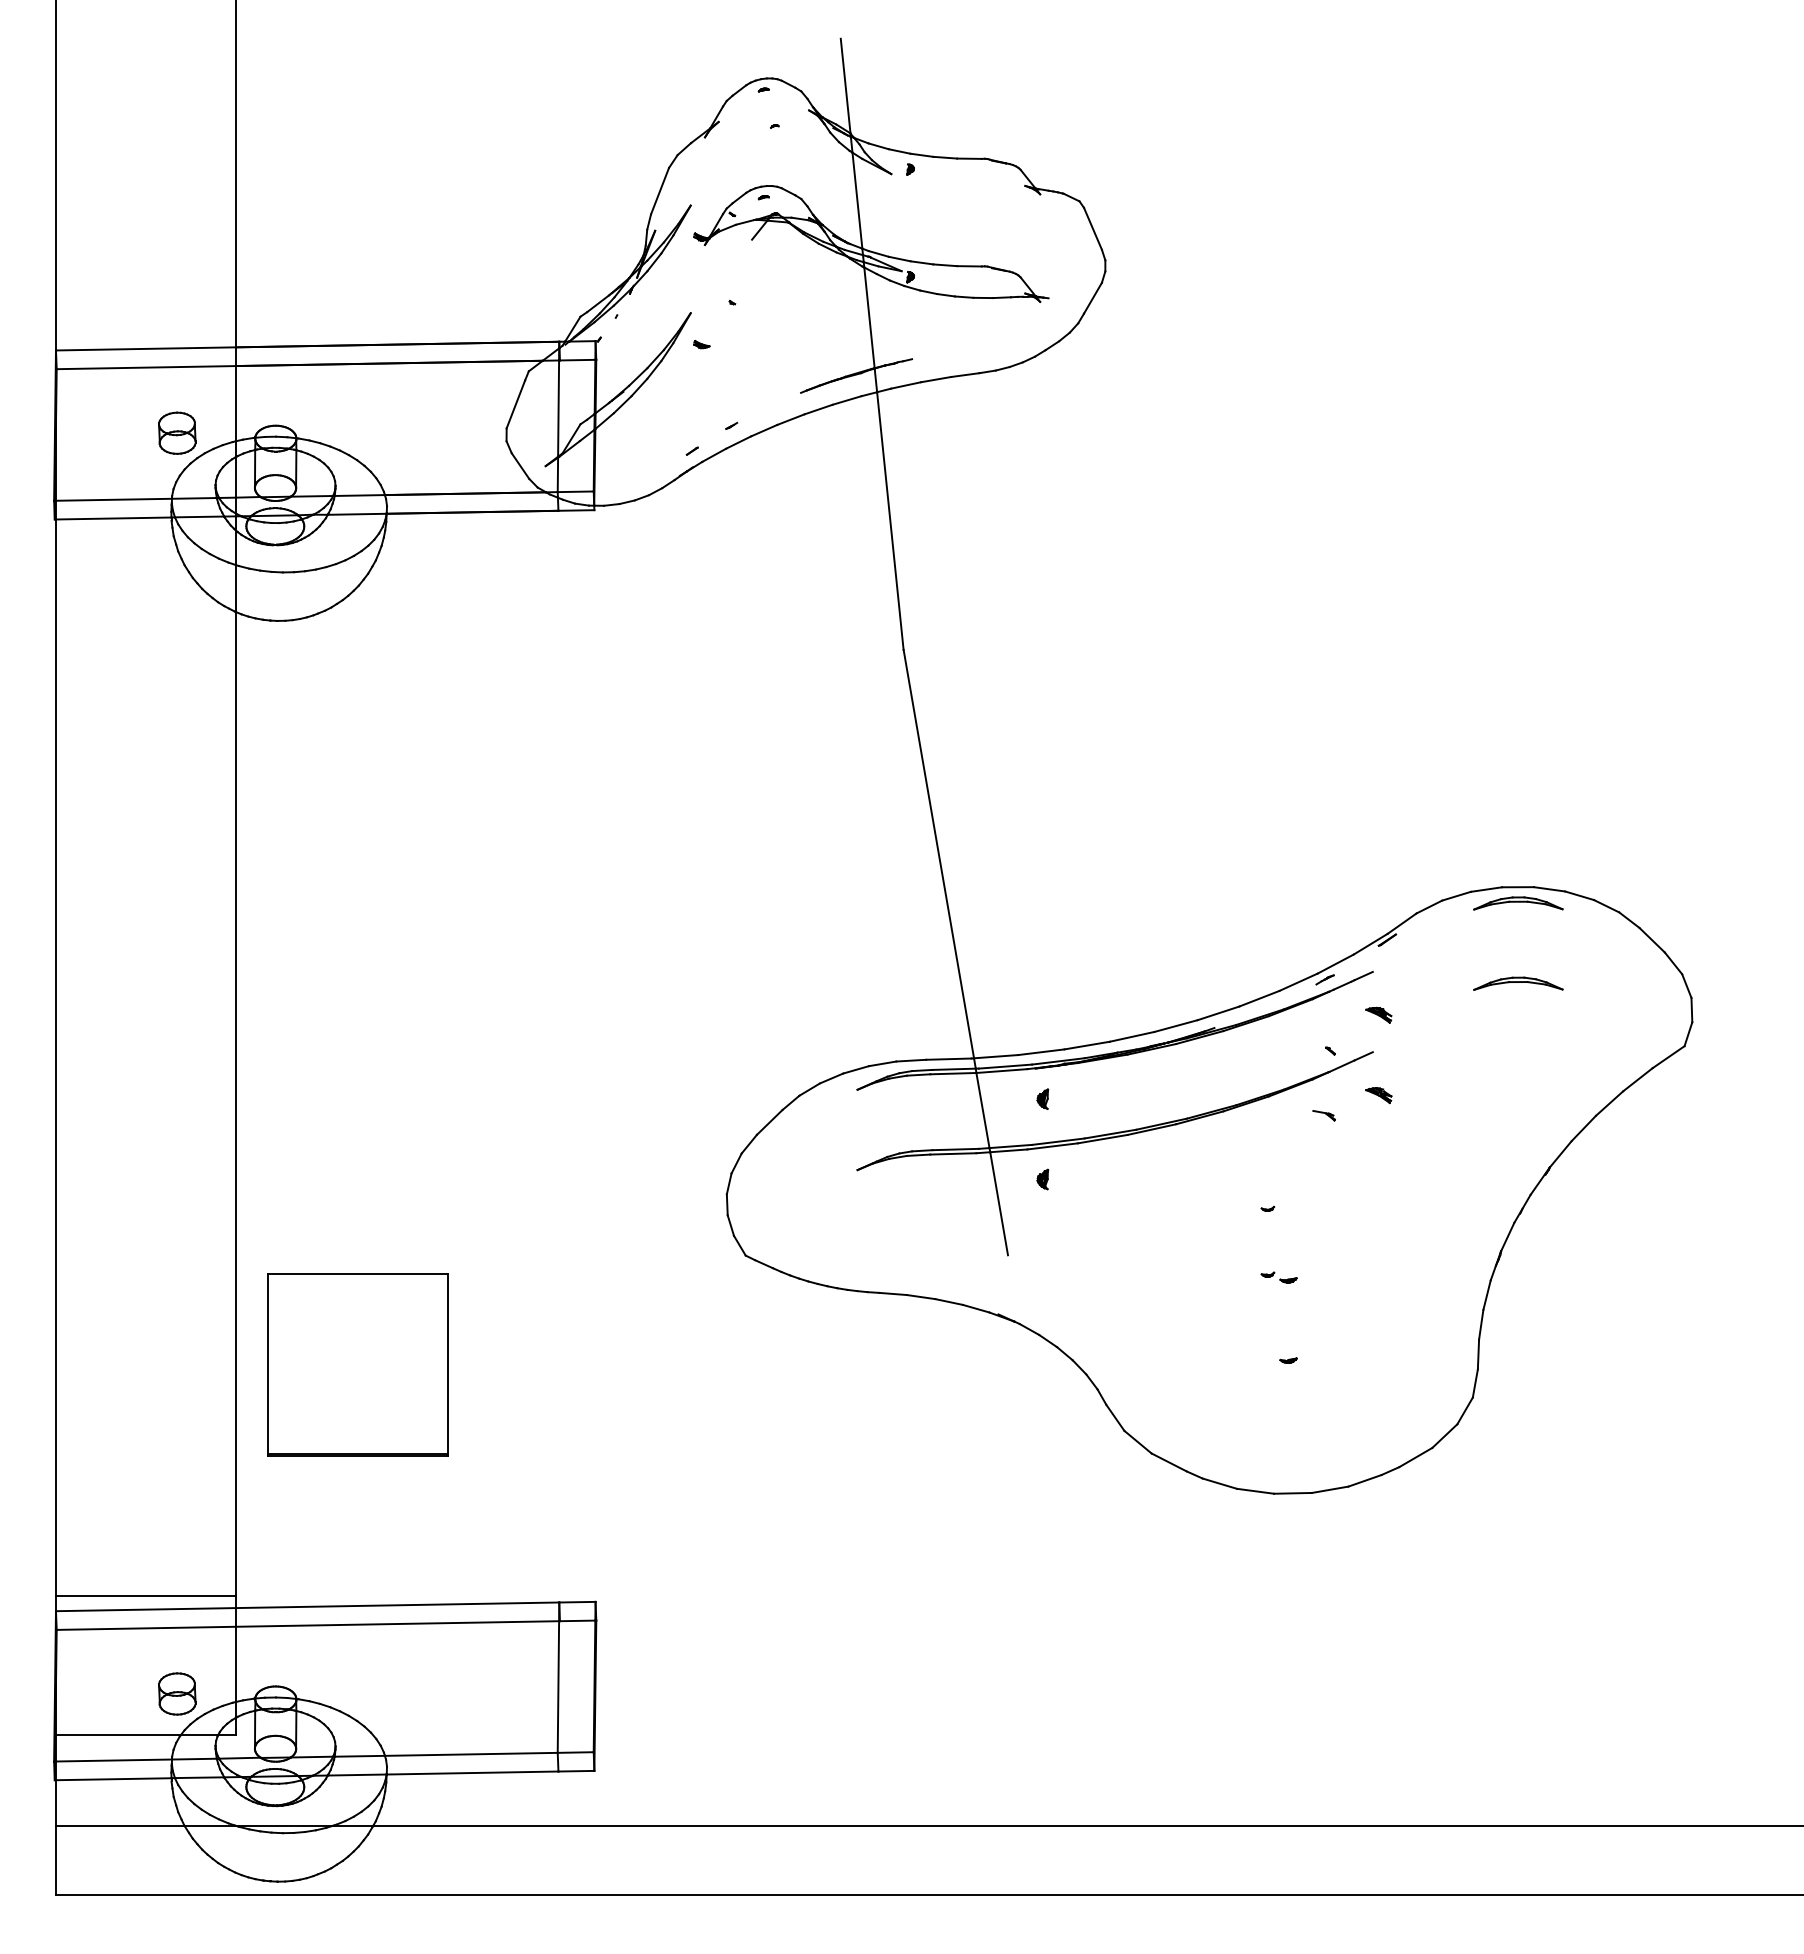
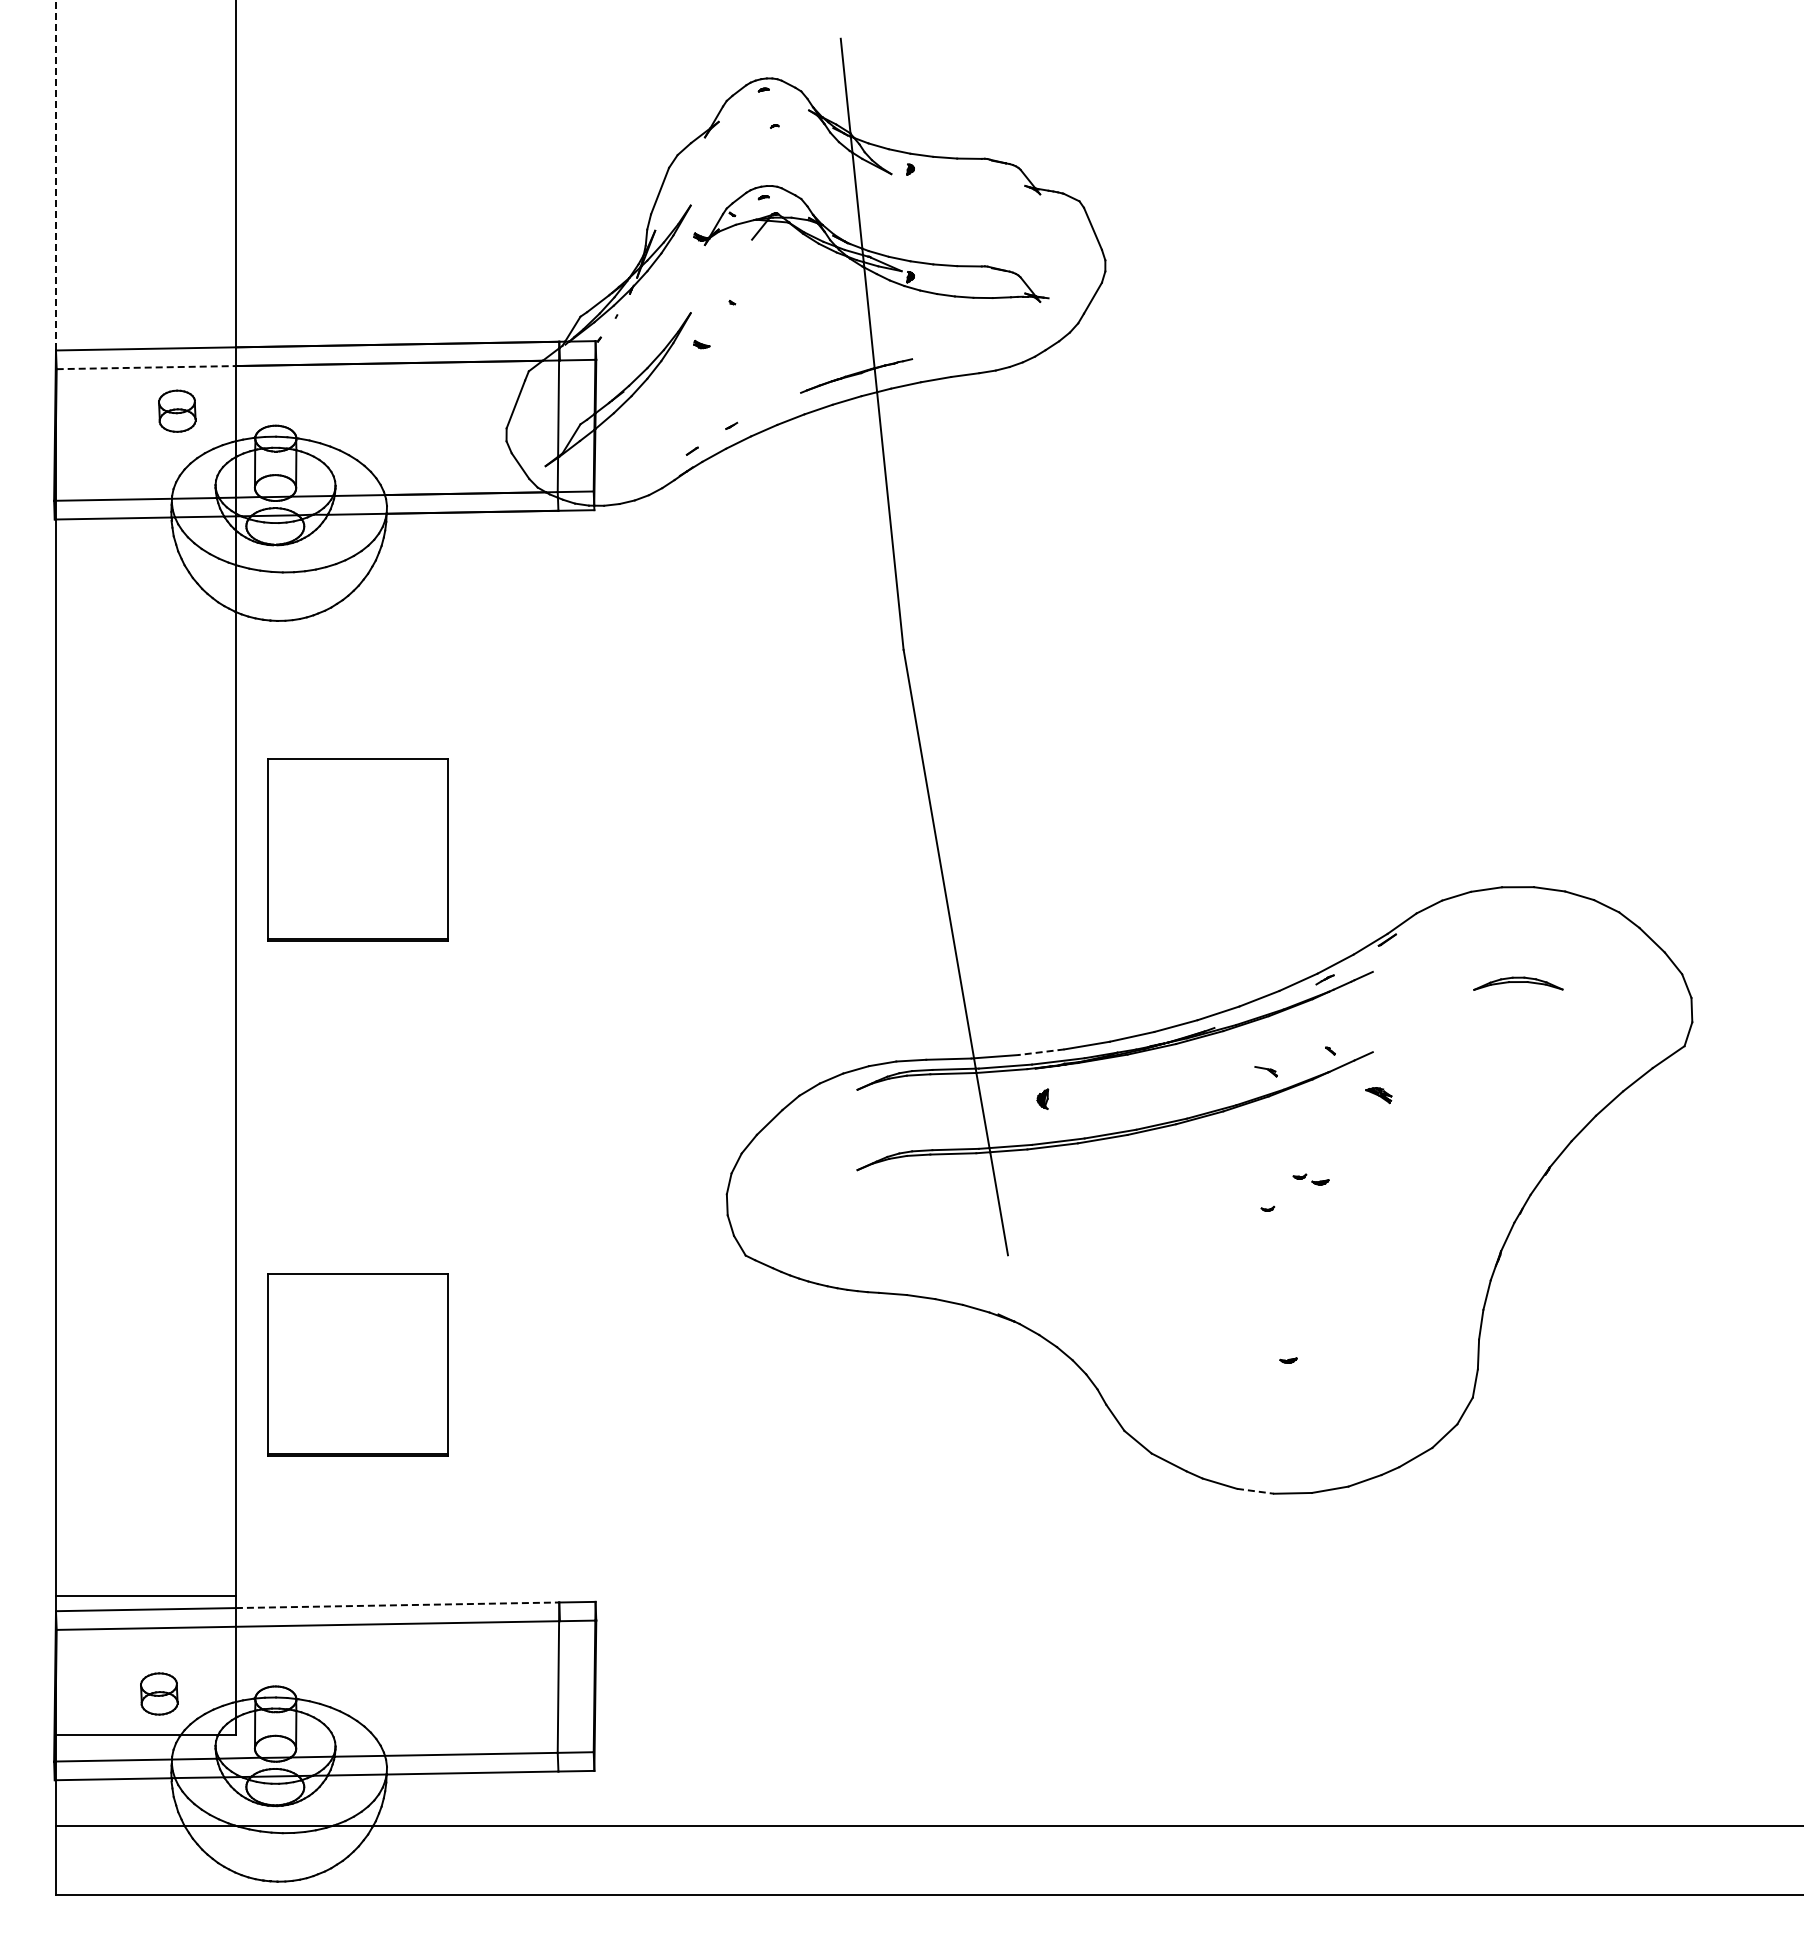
line: solid -> dashed (55, 175)
line: solid -> dashed (146, 367)
part position: (177, 432) -> (177, 410) (177, 410)
part: none -> present (357, 849)
part: present -> none (1518, 903)
part: present -> none (1378, 1014)
line: solid -> dashed (1040, 1052)
part position: (1323, 1115) -> (1265, 1071) (1265, 1071)
part: present -> none (1042, 1179)
part position: (1278, 1277) -> (1310, 1179) (1310, 1179)
line: solid -> dashed (1255, 1491)
line: solid -> dashed (397, 1605)
part position: (177, 1693) -> (159, 1693) (159, 1693)
